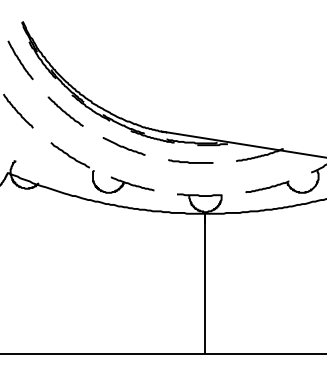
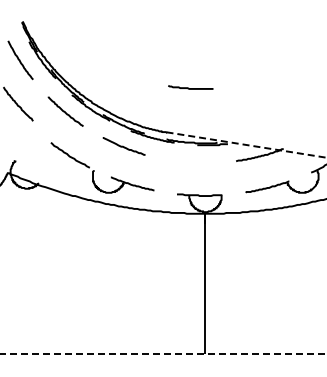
curve position: (17, 110) -> (17, 103) (17, 103)
line: solid -> dashed (243, 144)
curve position: (190, 162) -> (190, 88) (190, 88)
line: solid -> dashed (163, 354)
